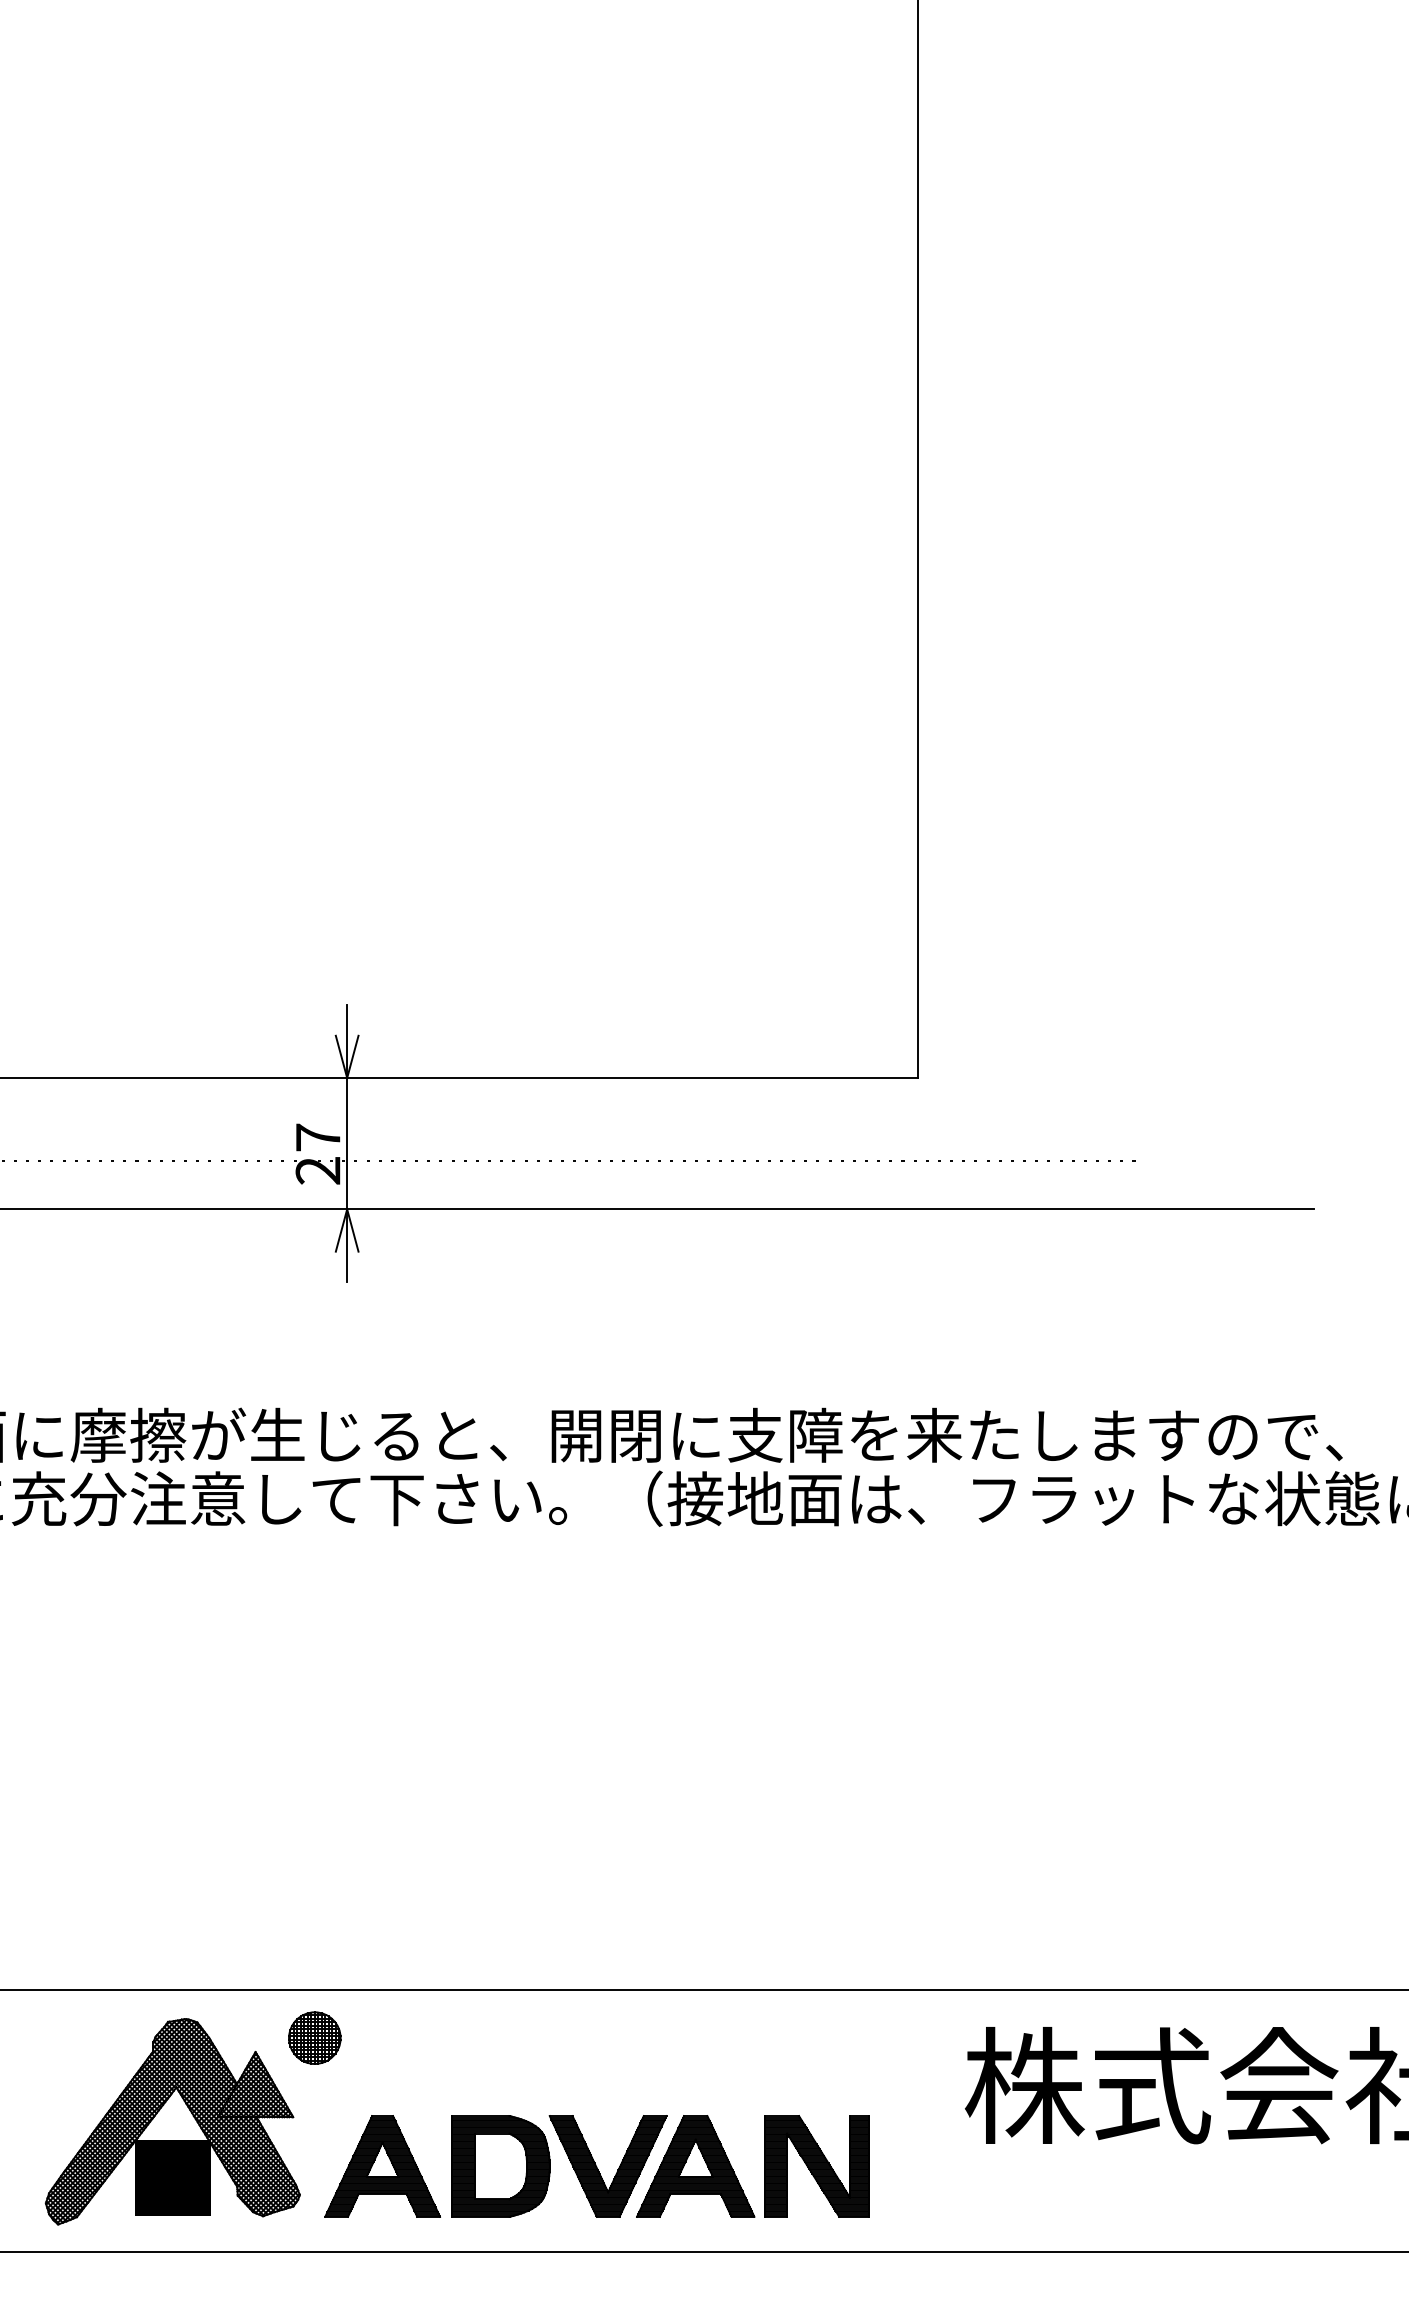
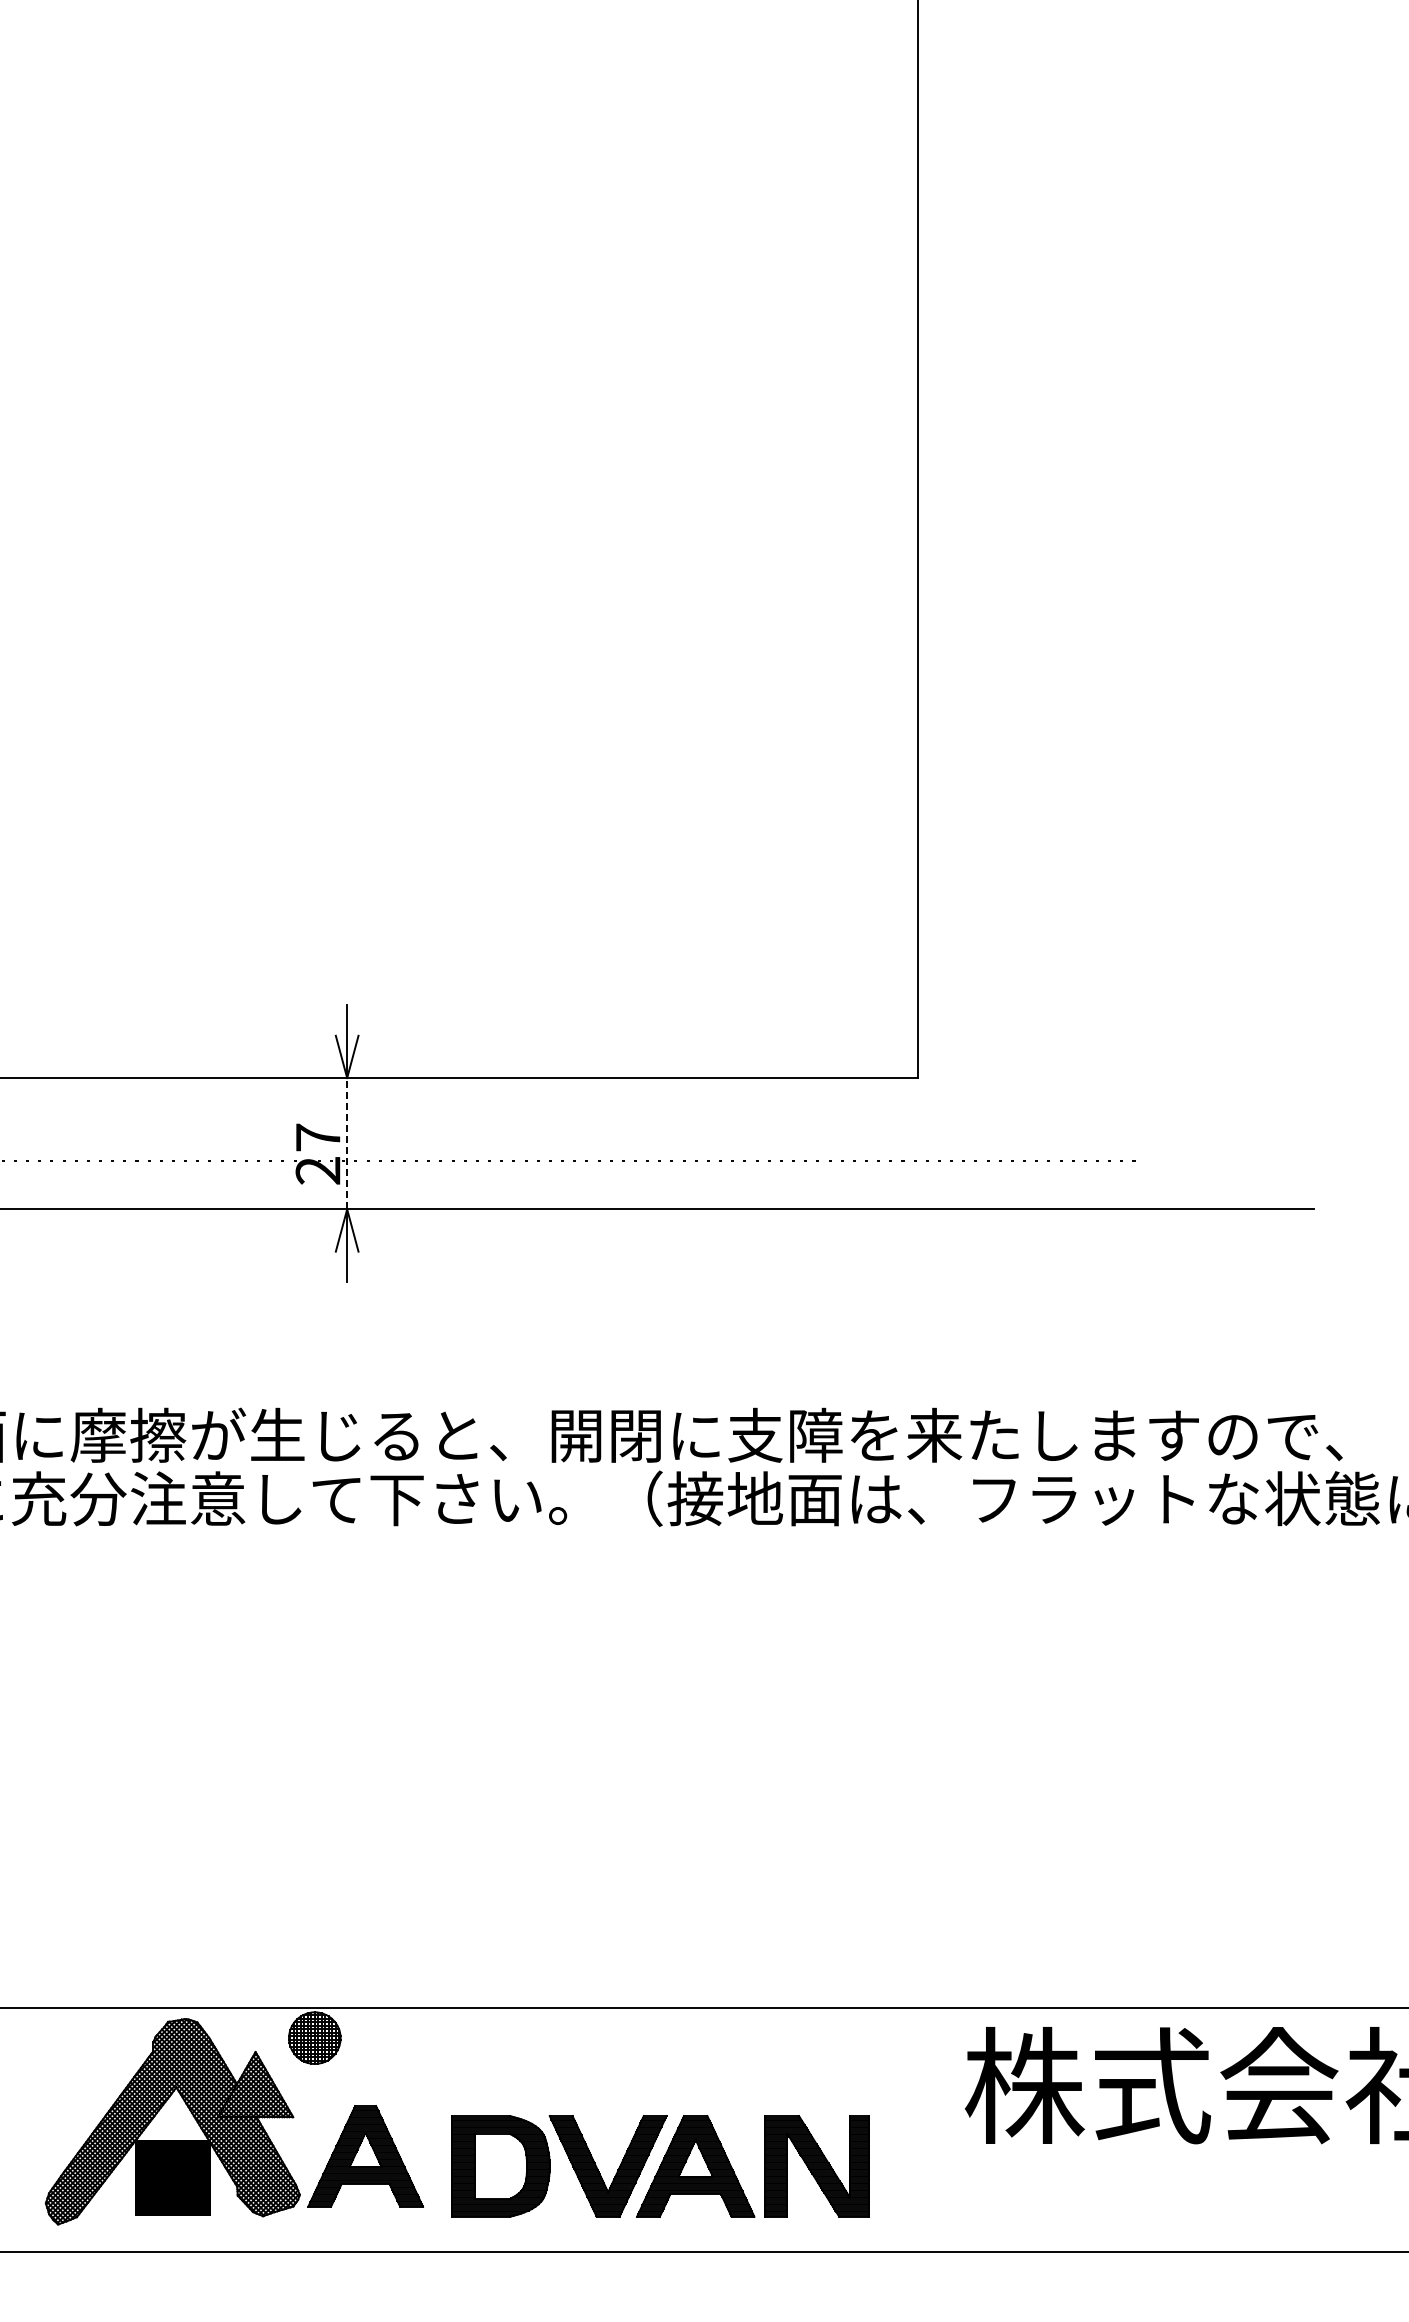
line: solid -> dashed (347, 1143)
line position: (703, 1989) -> (703, 2007) (703, 2007)
part position: (382, 2166) -> (365, 2156) (365, 2156)
